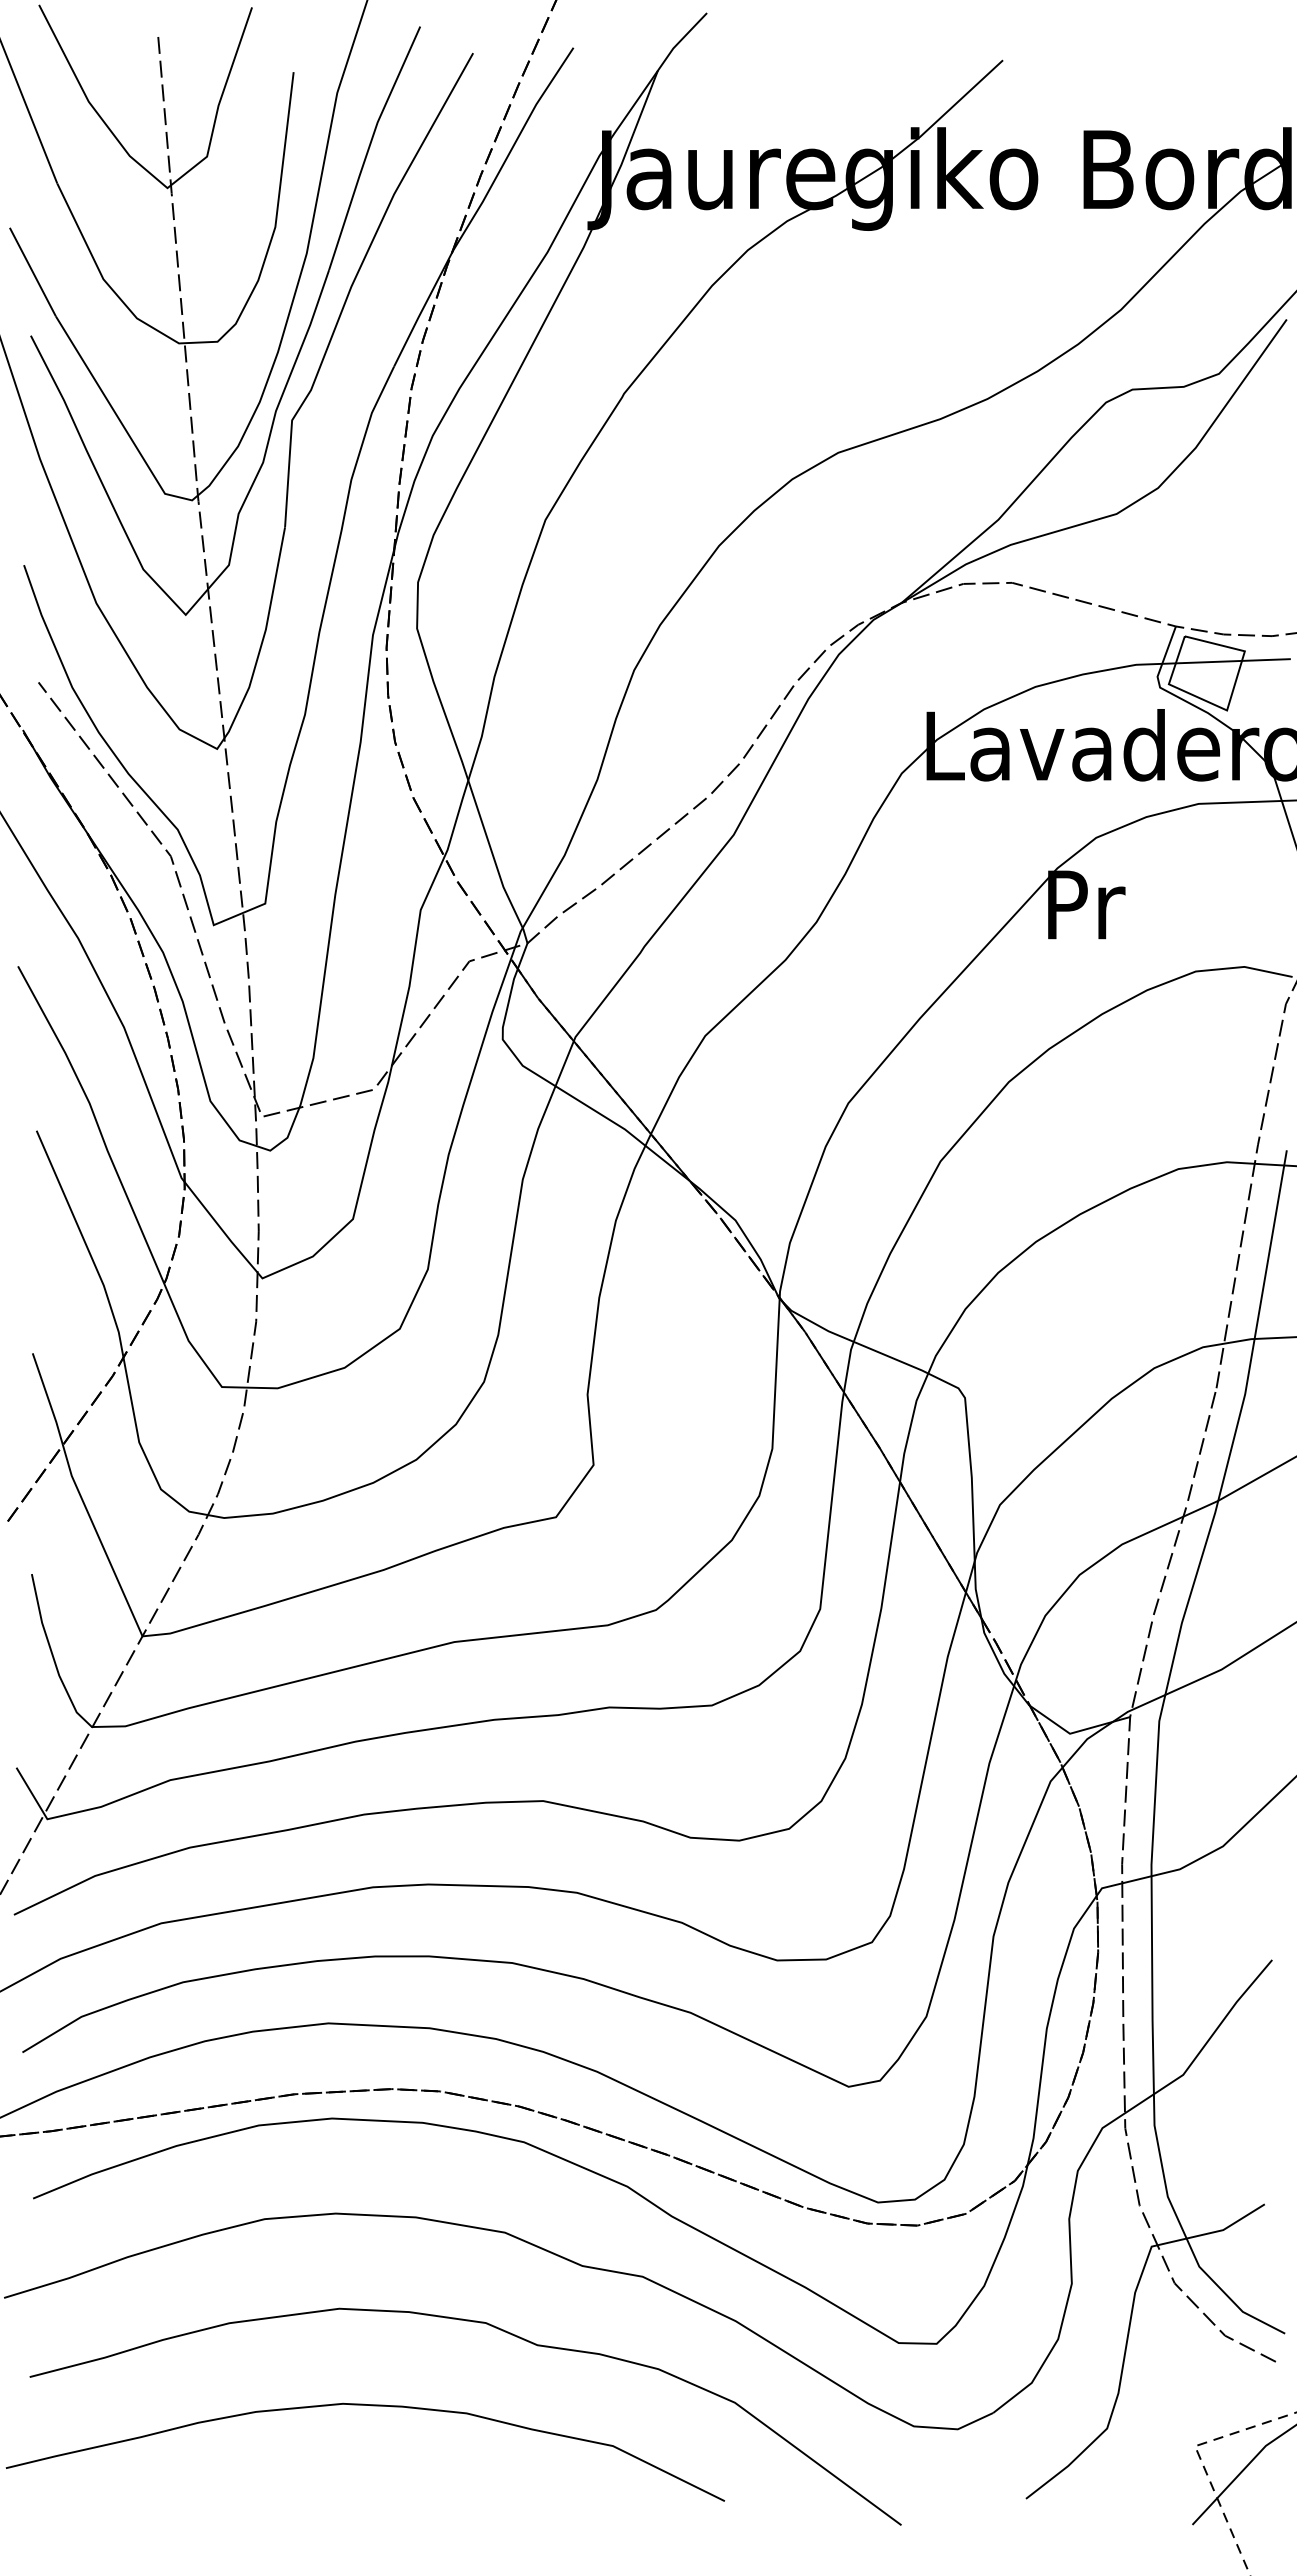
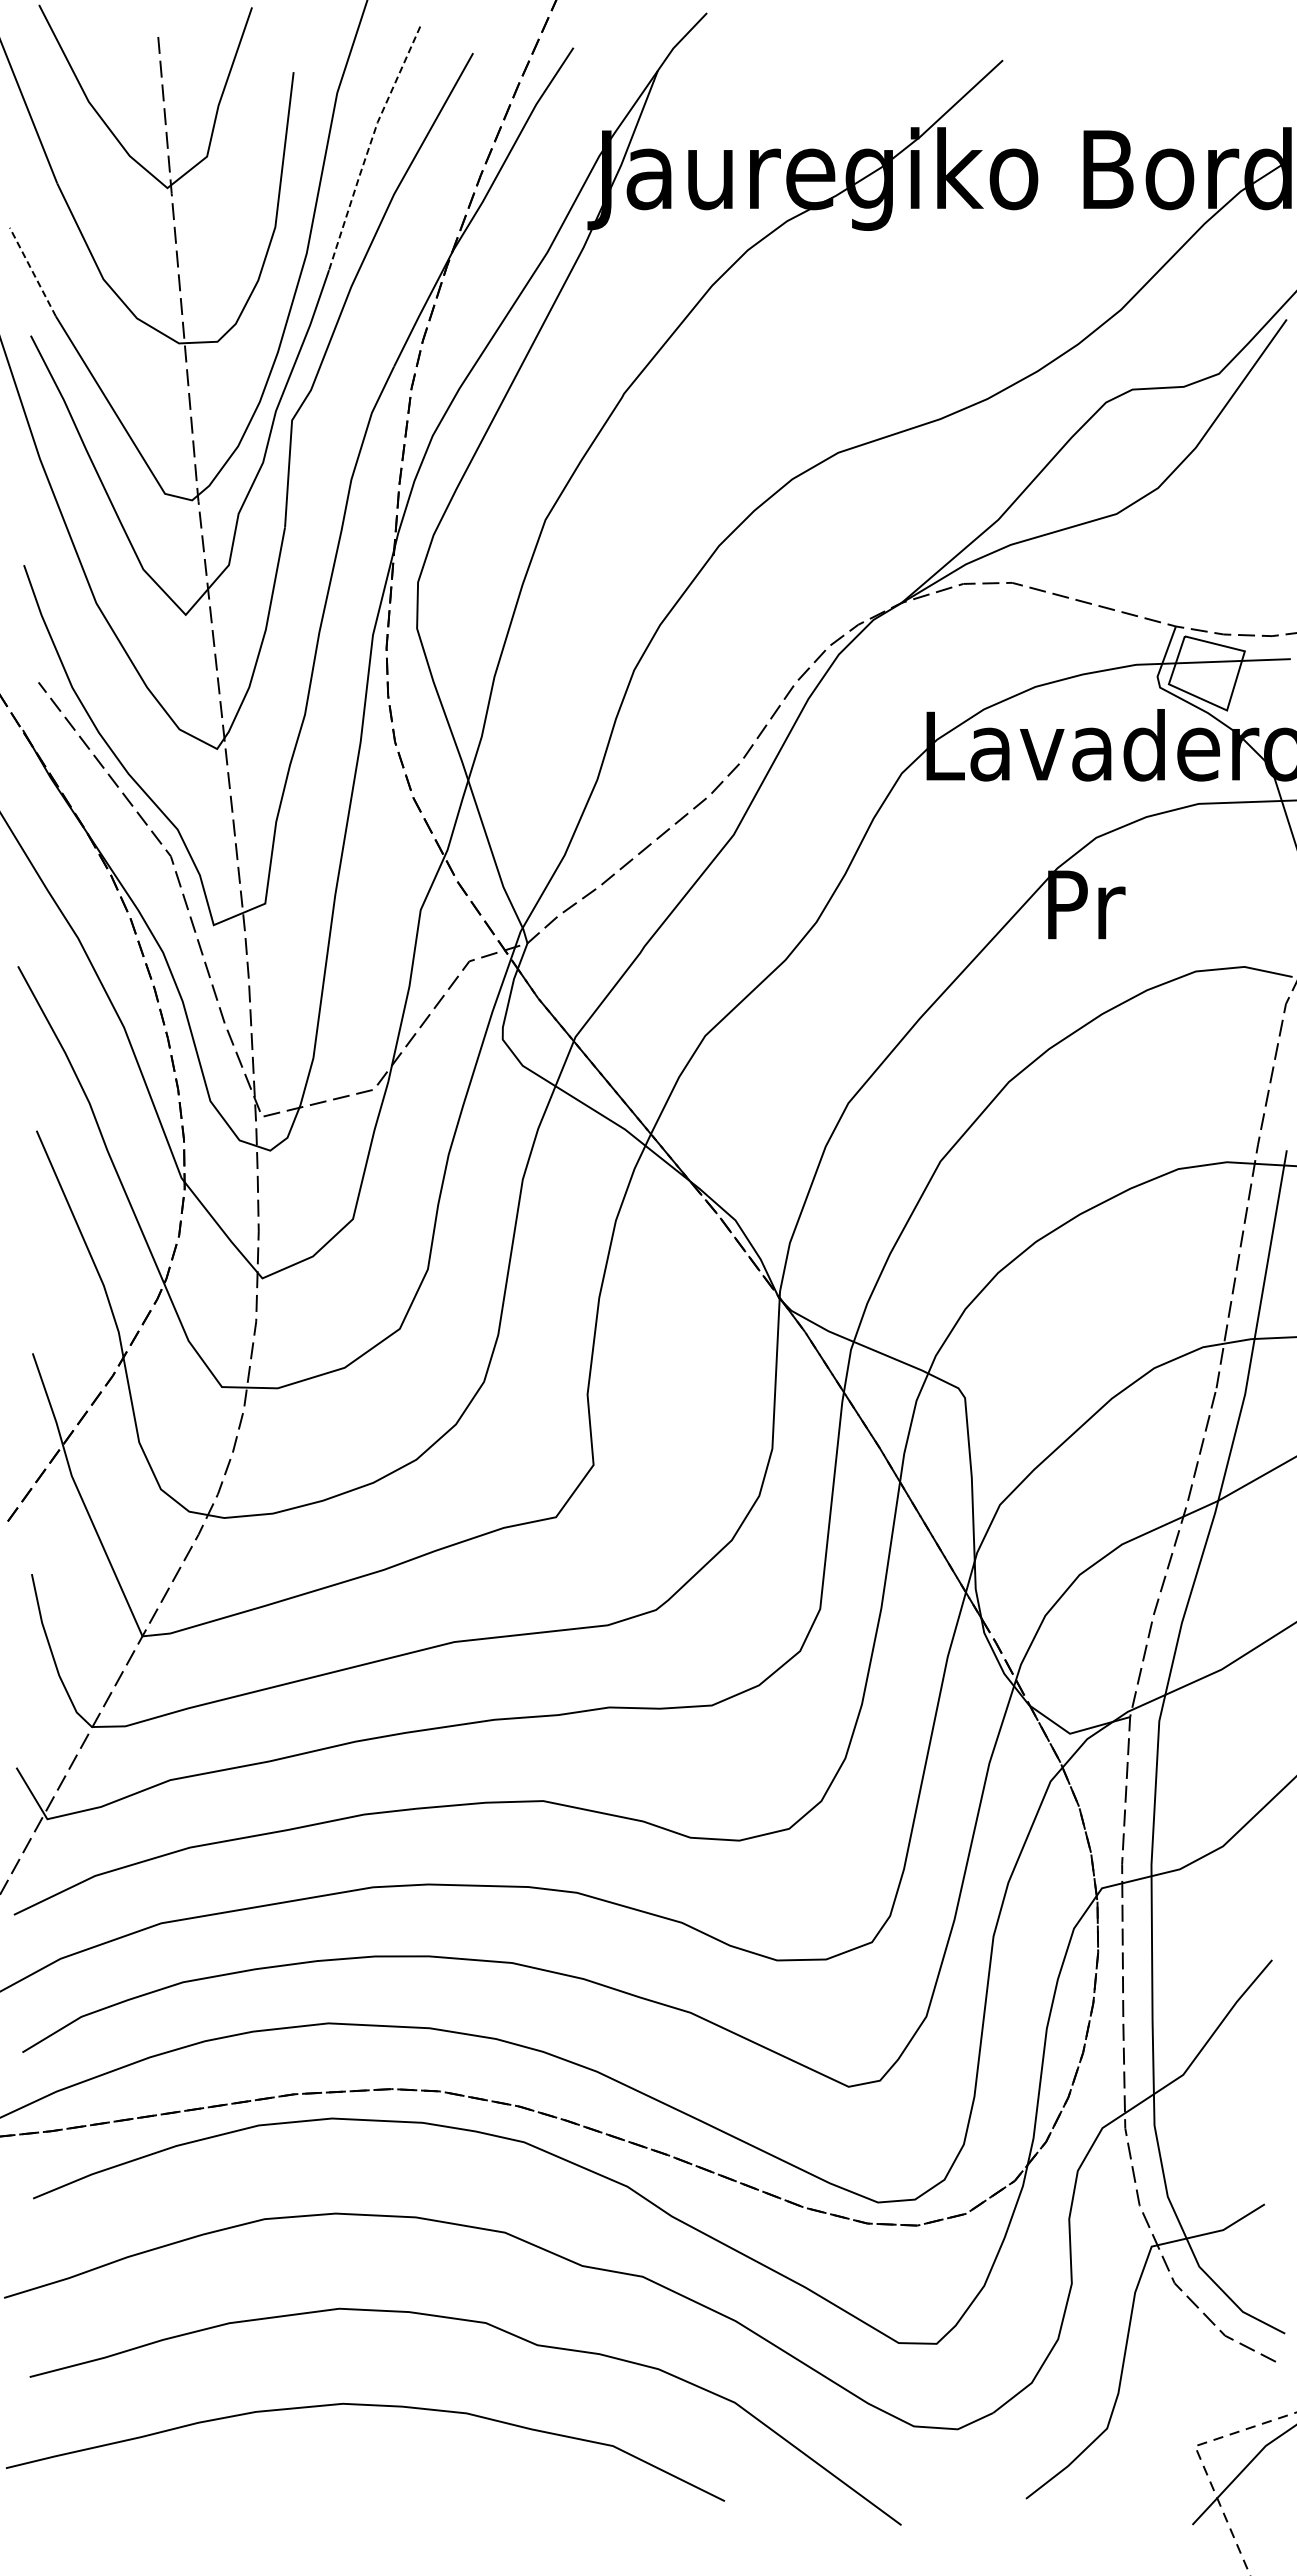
line: solid -> dashed (369, 146)
line: solid -> dashed (32, 272)
